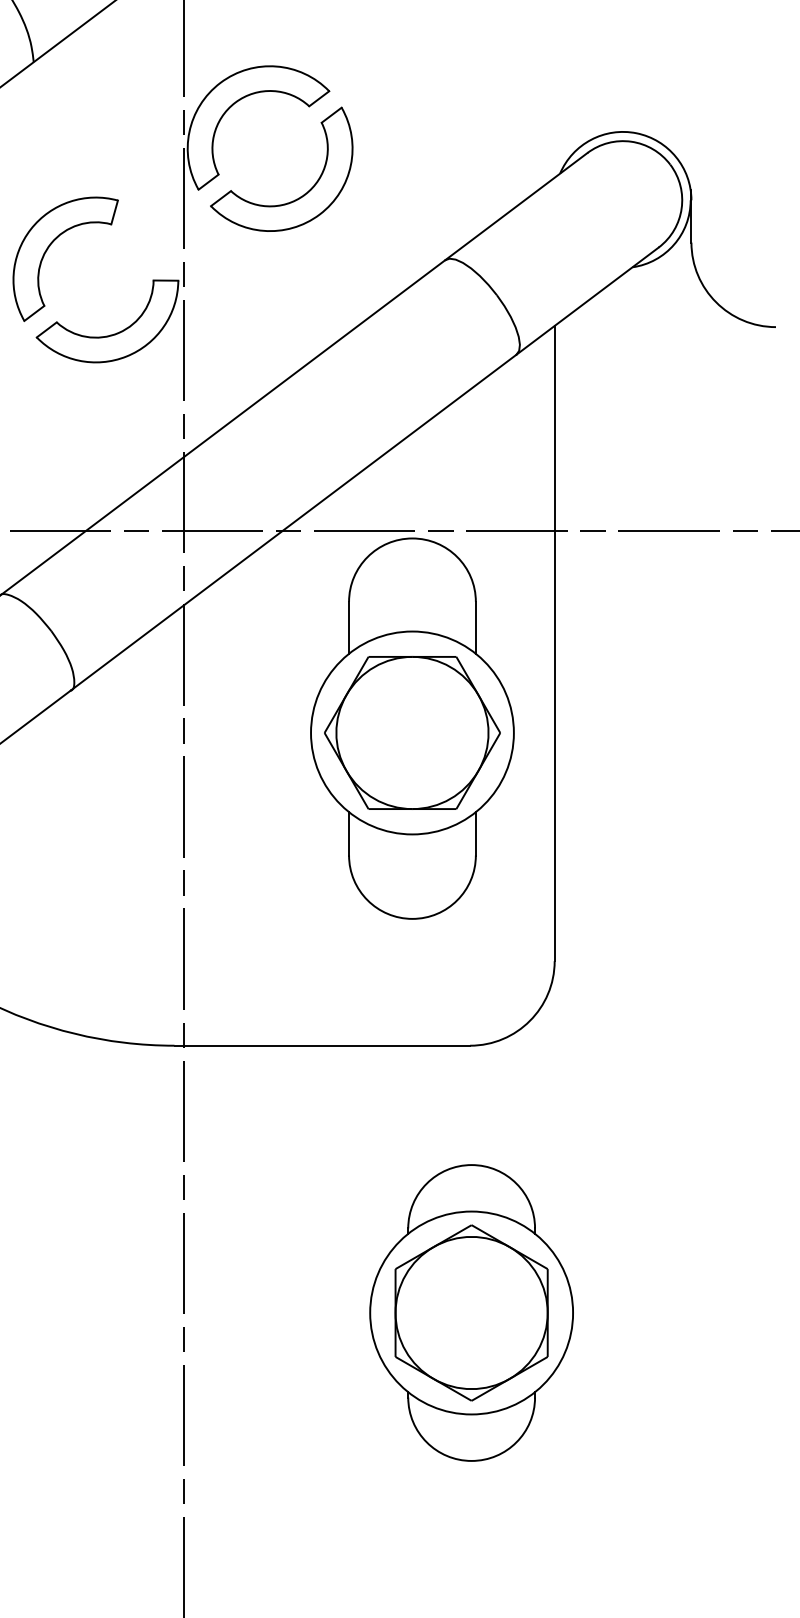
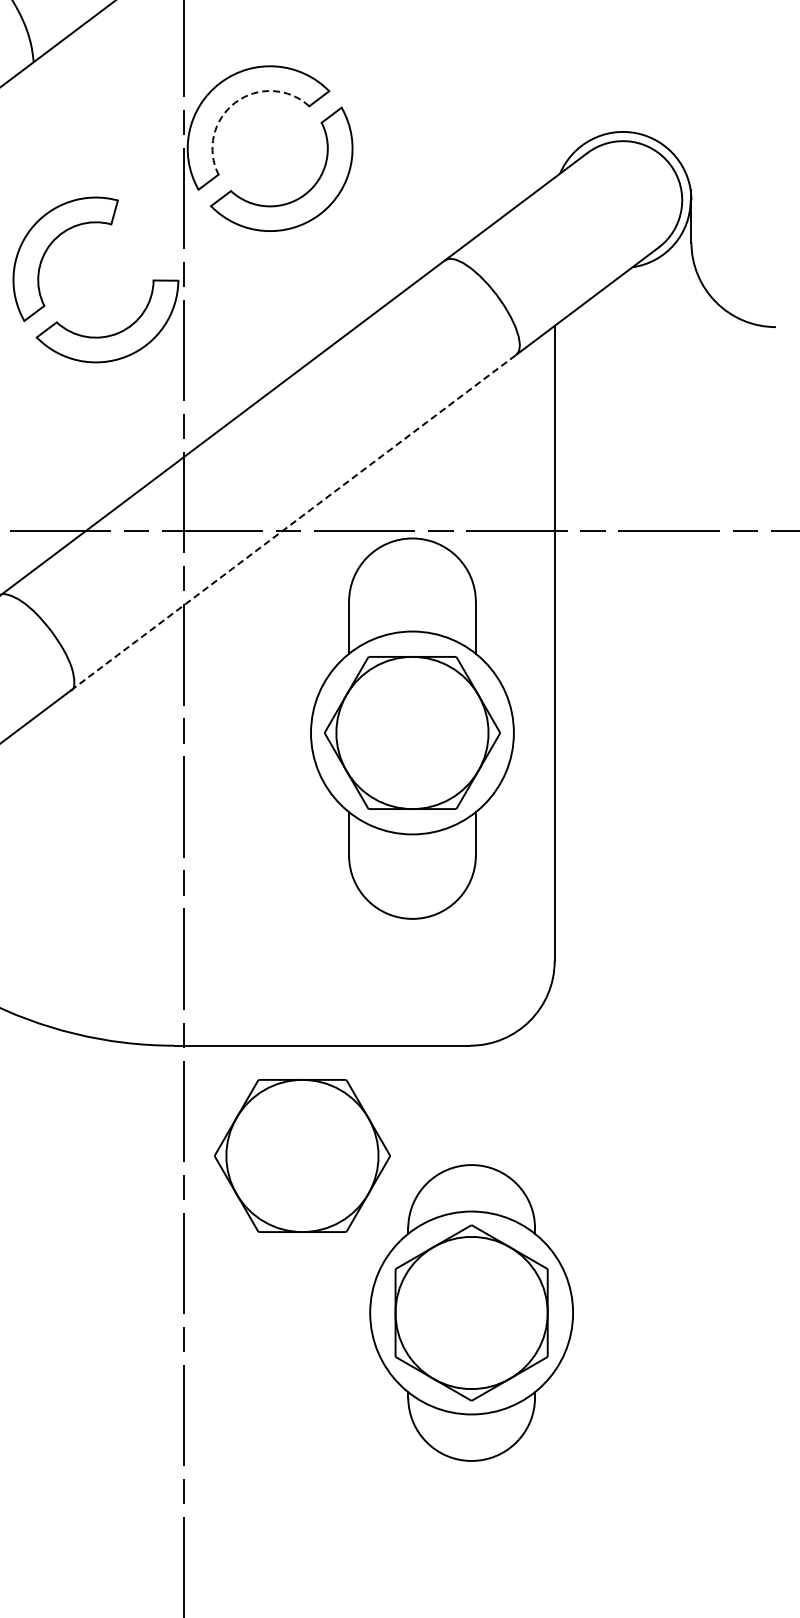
arc: solid -> dashed (235, 102)
line: solid -> dashed (293, 522)
part: none -> present (302, 1155)
